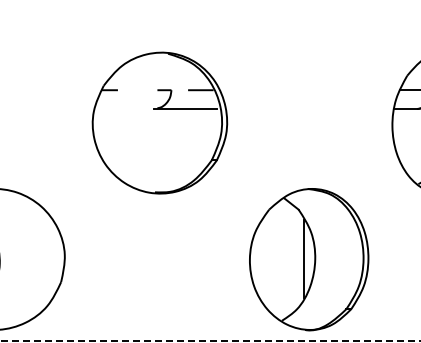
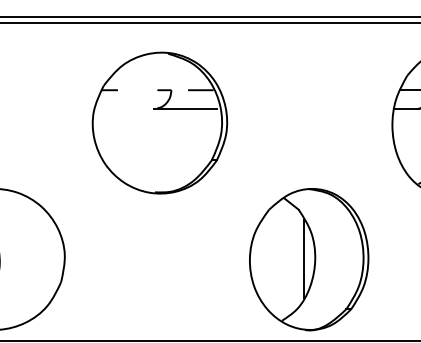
line: none -> present (209, 16)
line: none -> present (209, 23)
line: dashed -> solid (210, 340)
